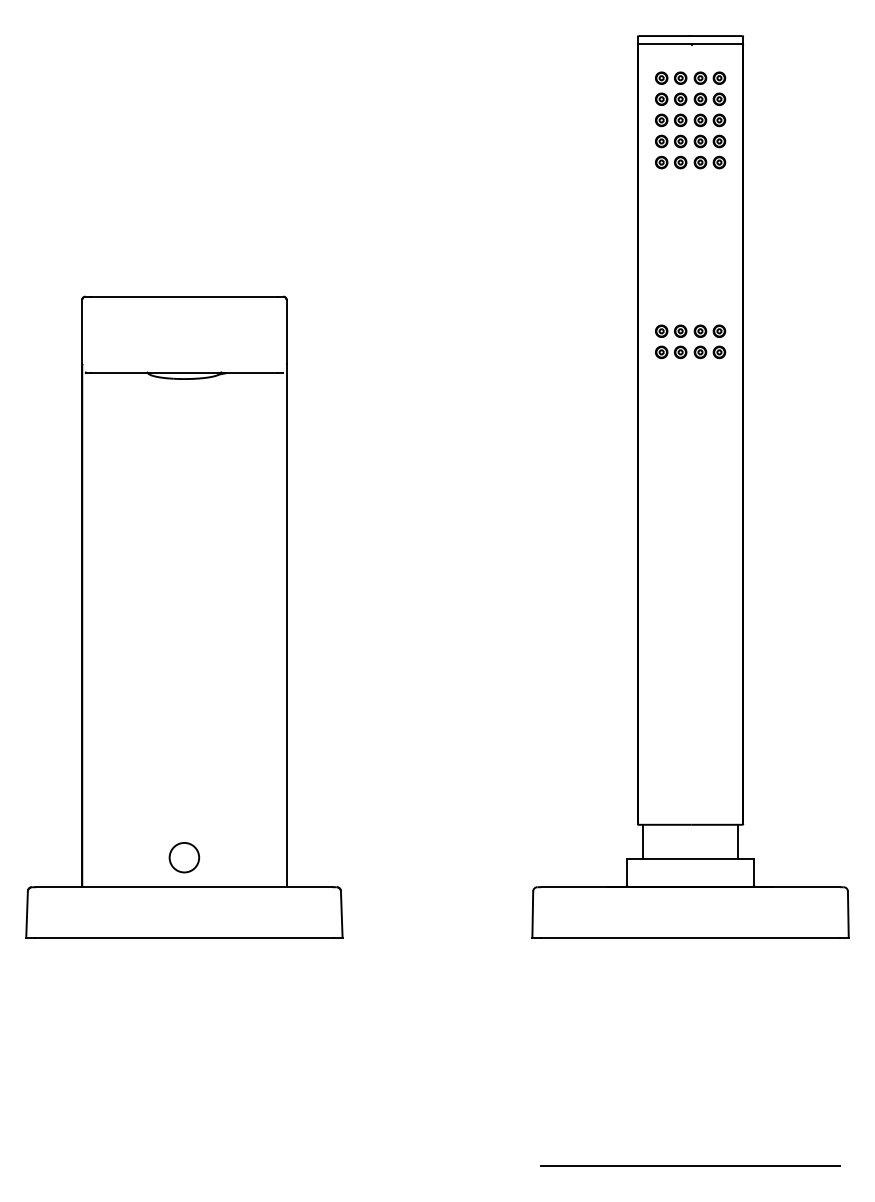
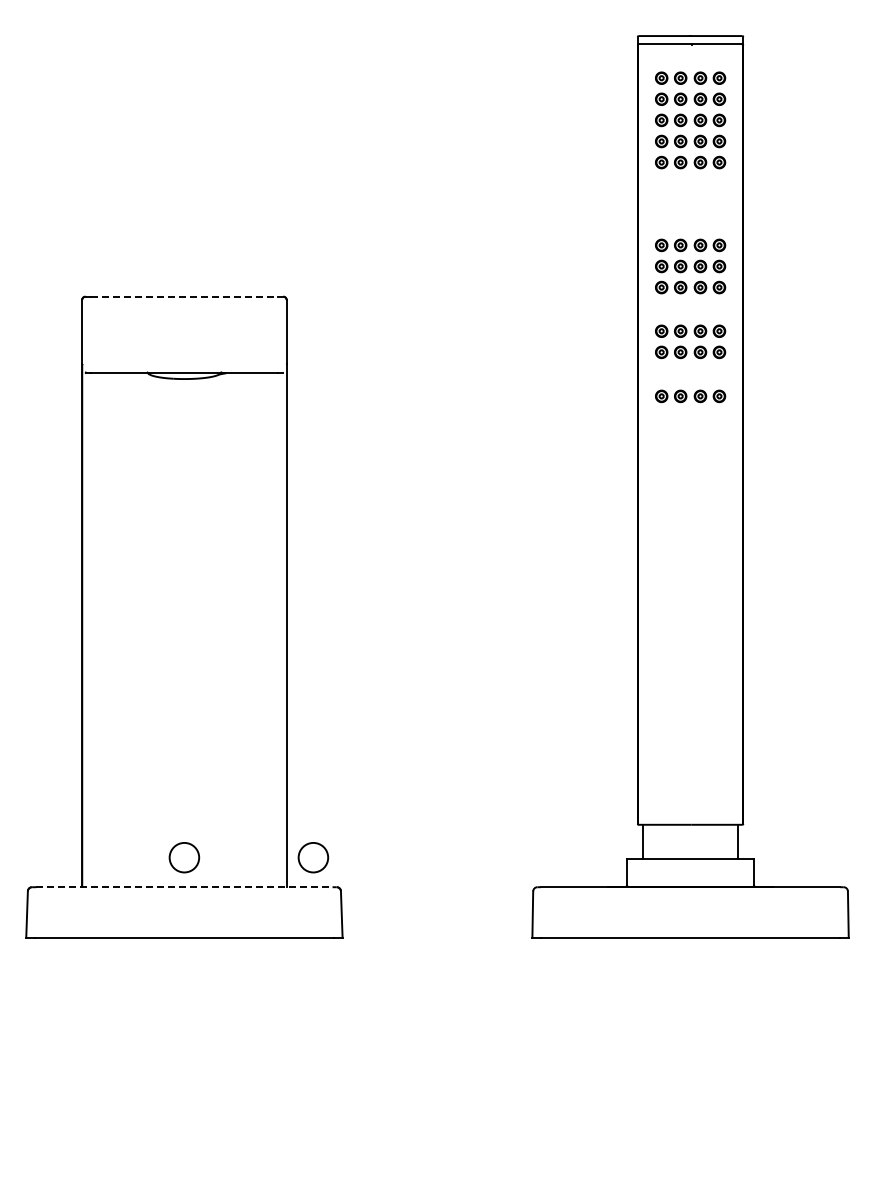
part: none -> present (690, 266)
line: solid -> dashed (184, 296)
part: none -> present (690, 396)
circle: none -> present (313, 857)
line: solid -> dashed (184, 887)
line: present -> none (690, 1165)
